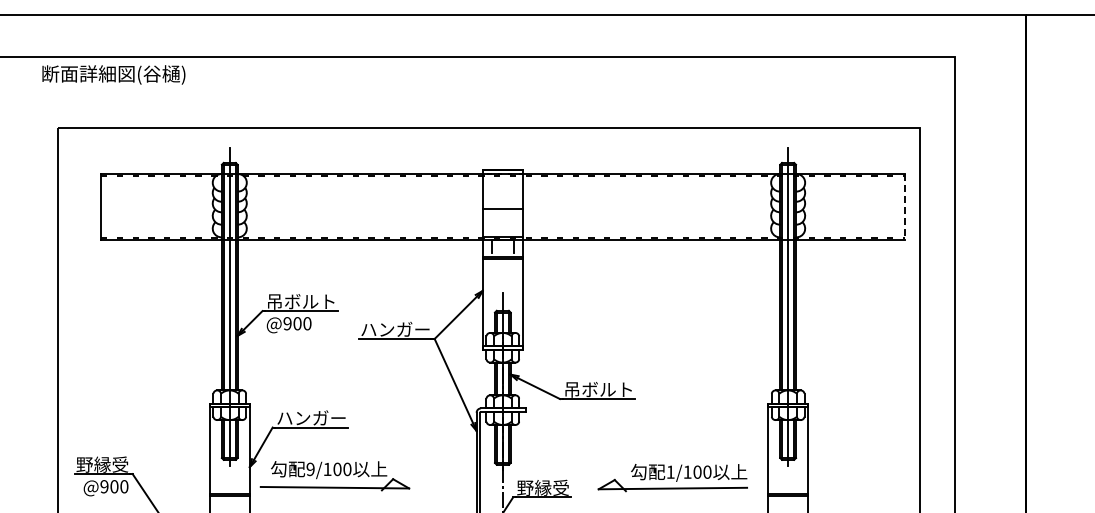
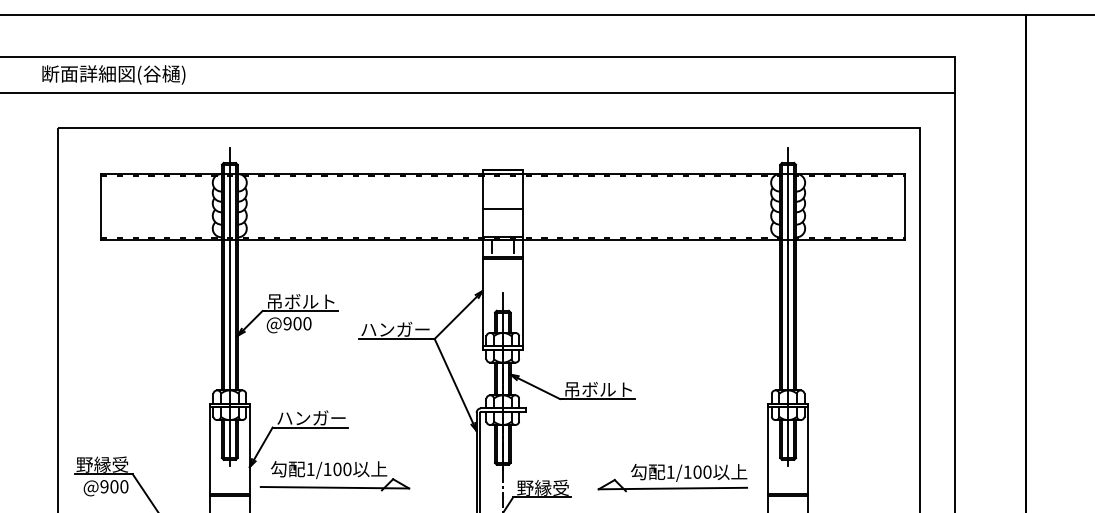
line: none -> present (478, 93)
line: dashed -> solid (904, 207)
text: 9/100 -> 1/100 (310, 469)
